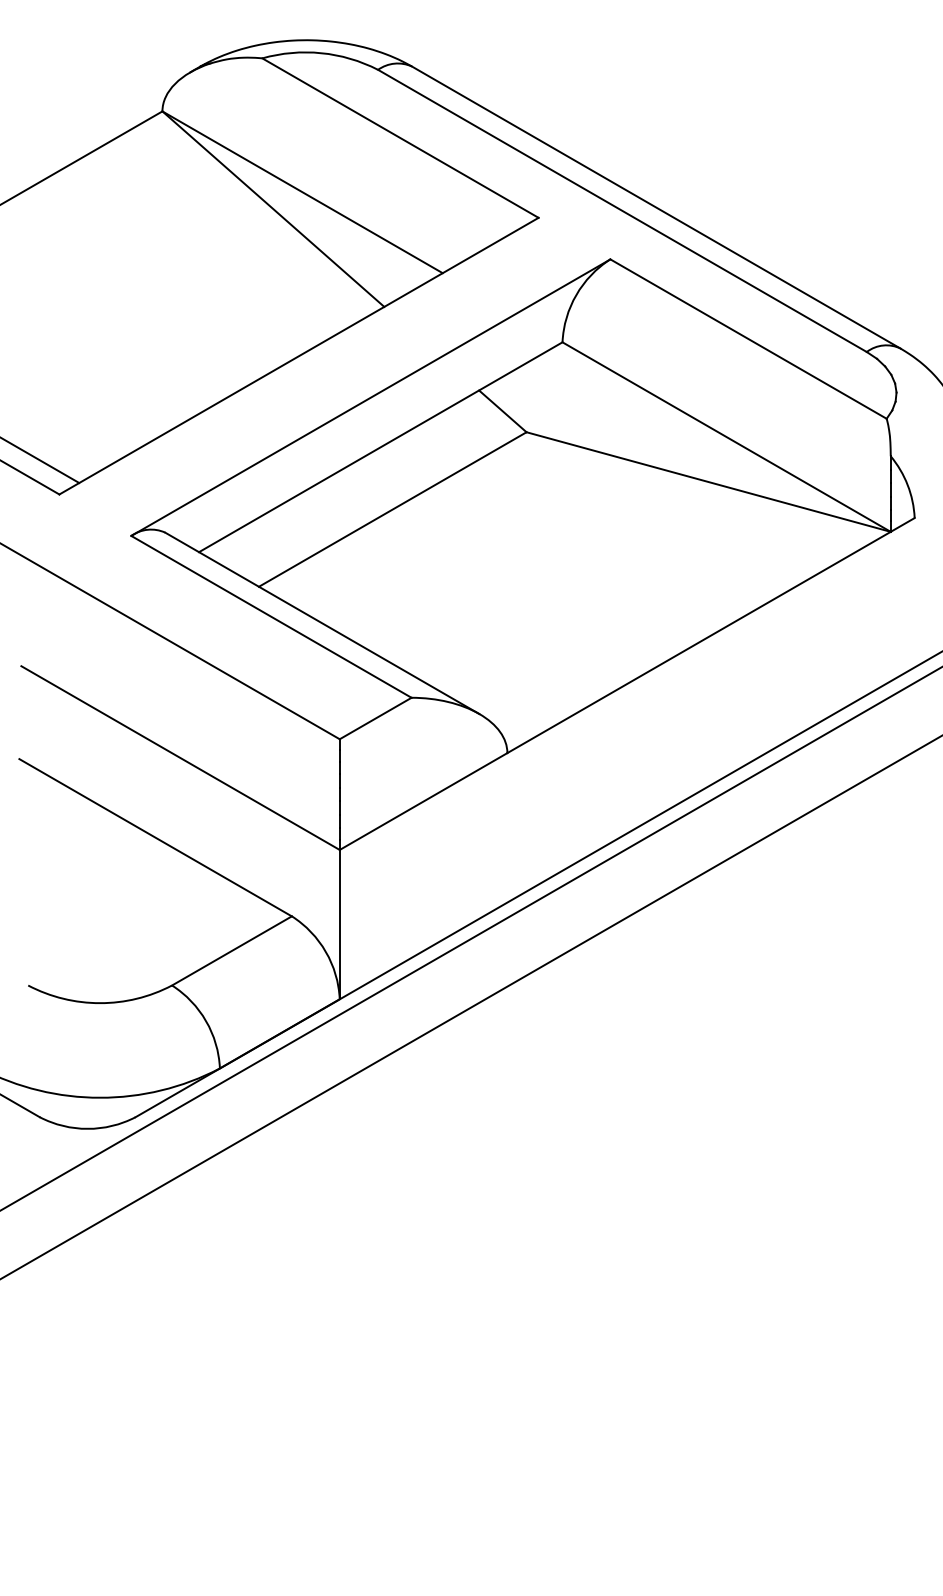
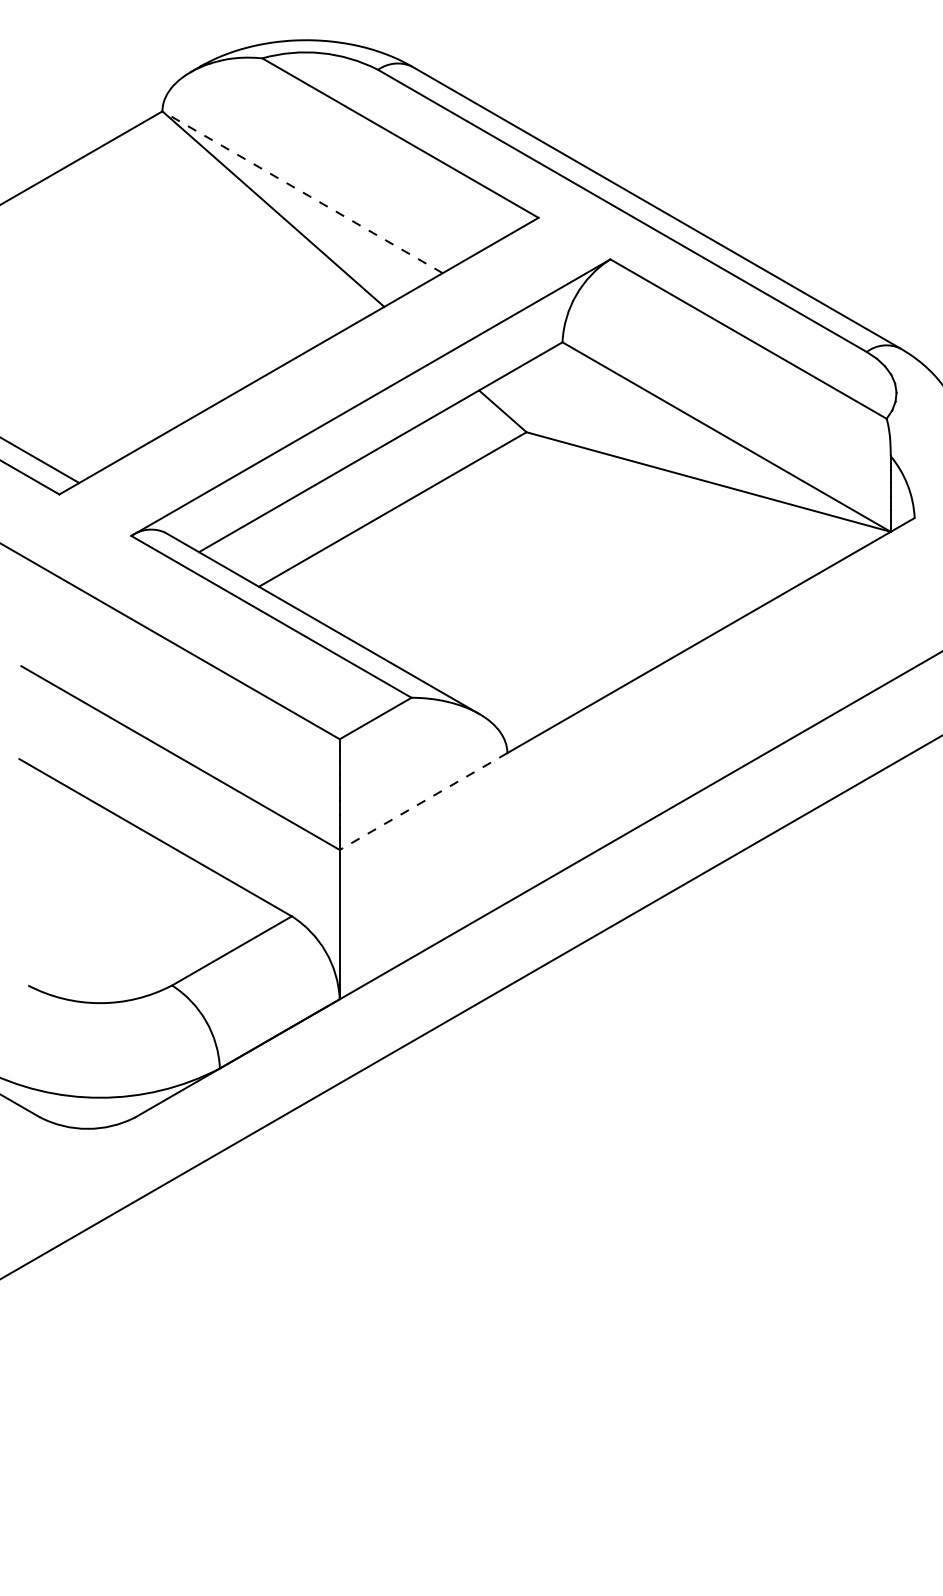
line: solid -> dashed (302, 192)
line: solid -> dashed (423, 801)
line: present -> none (470, 938)
